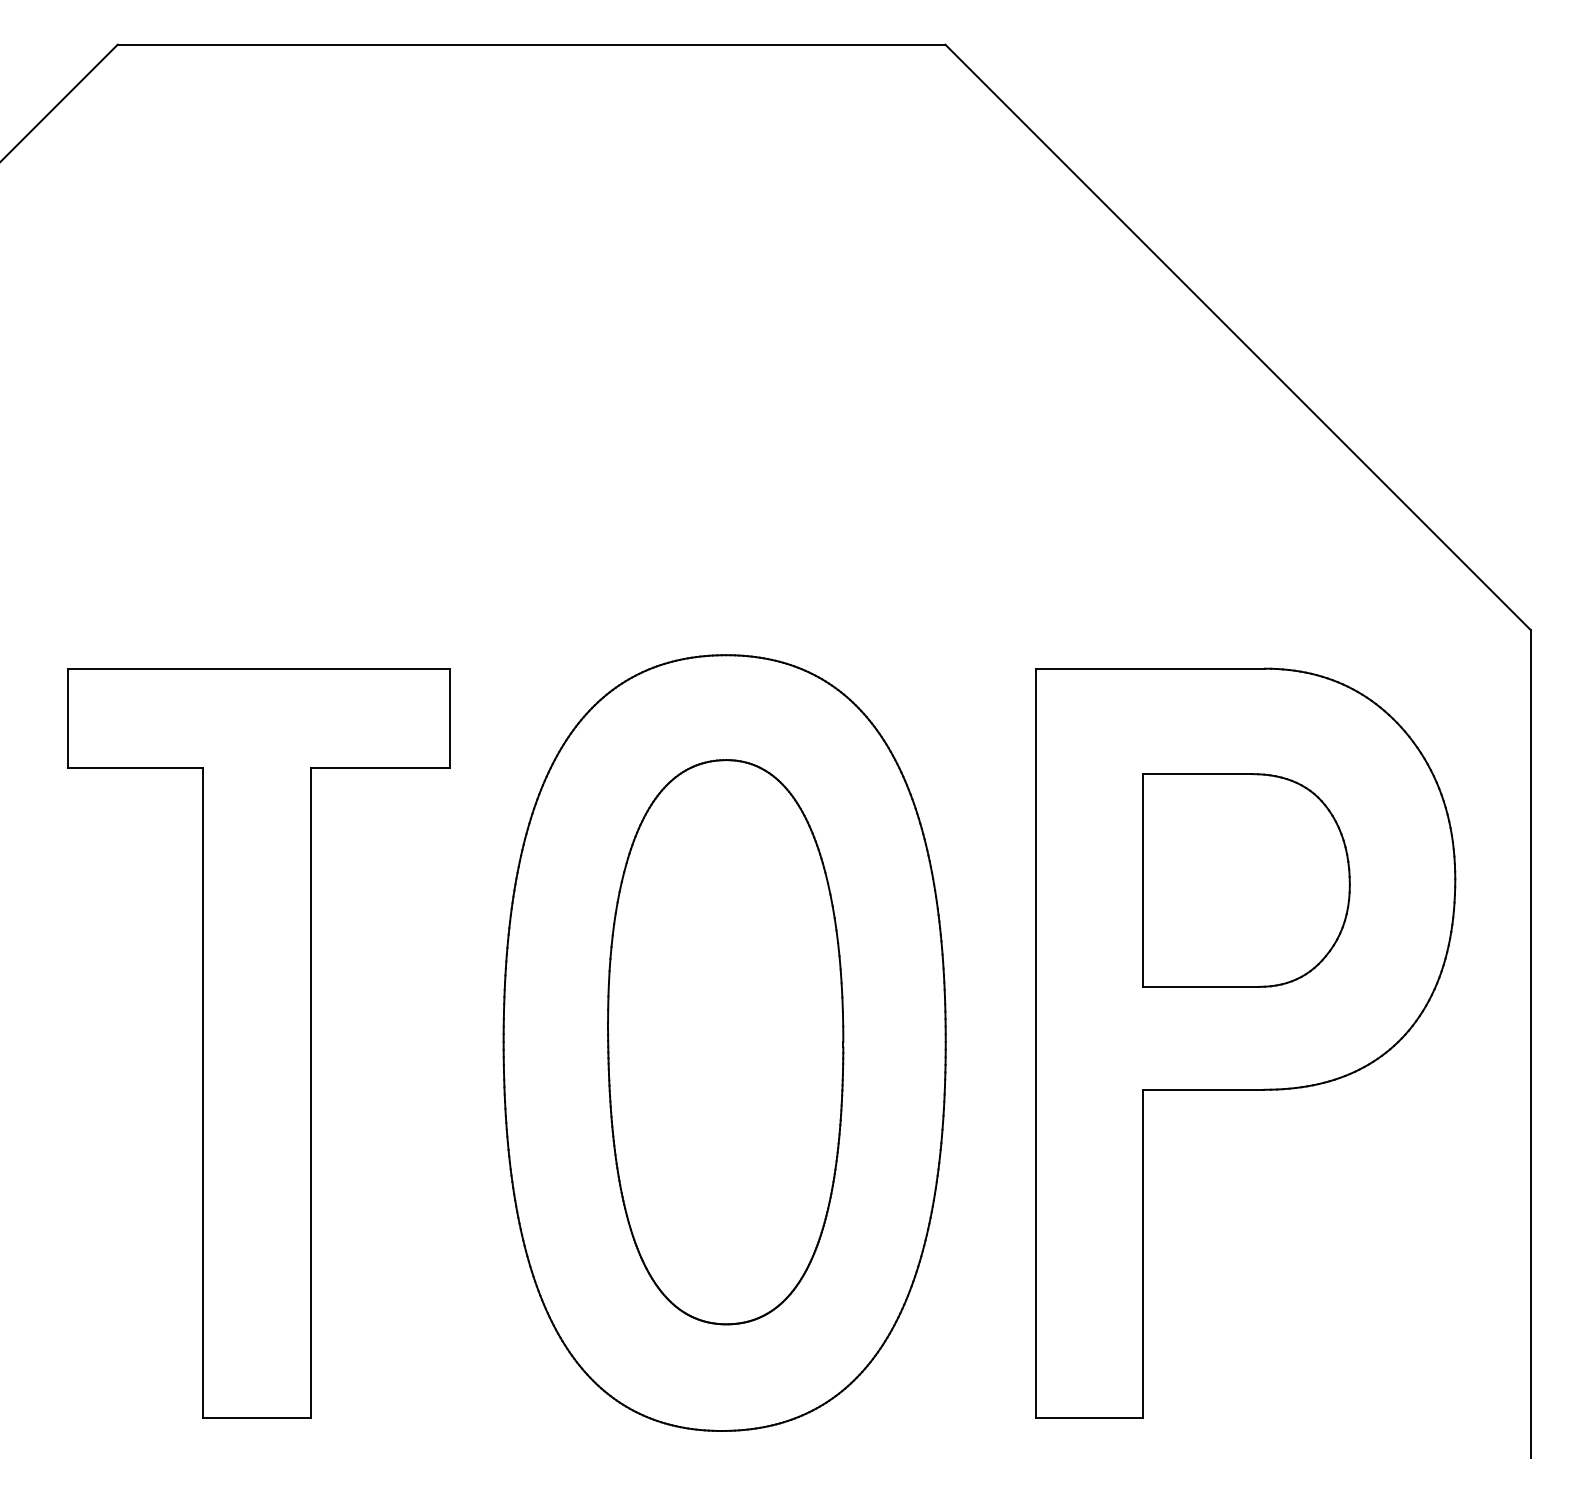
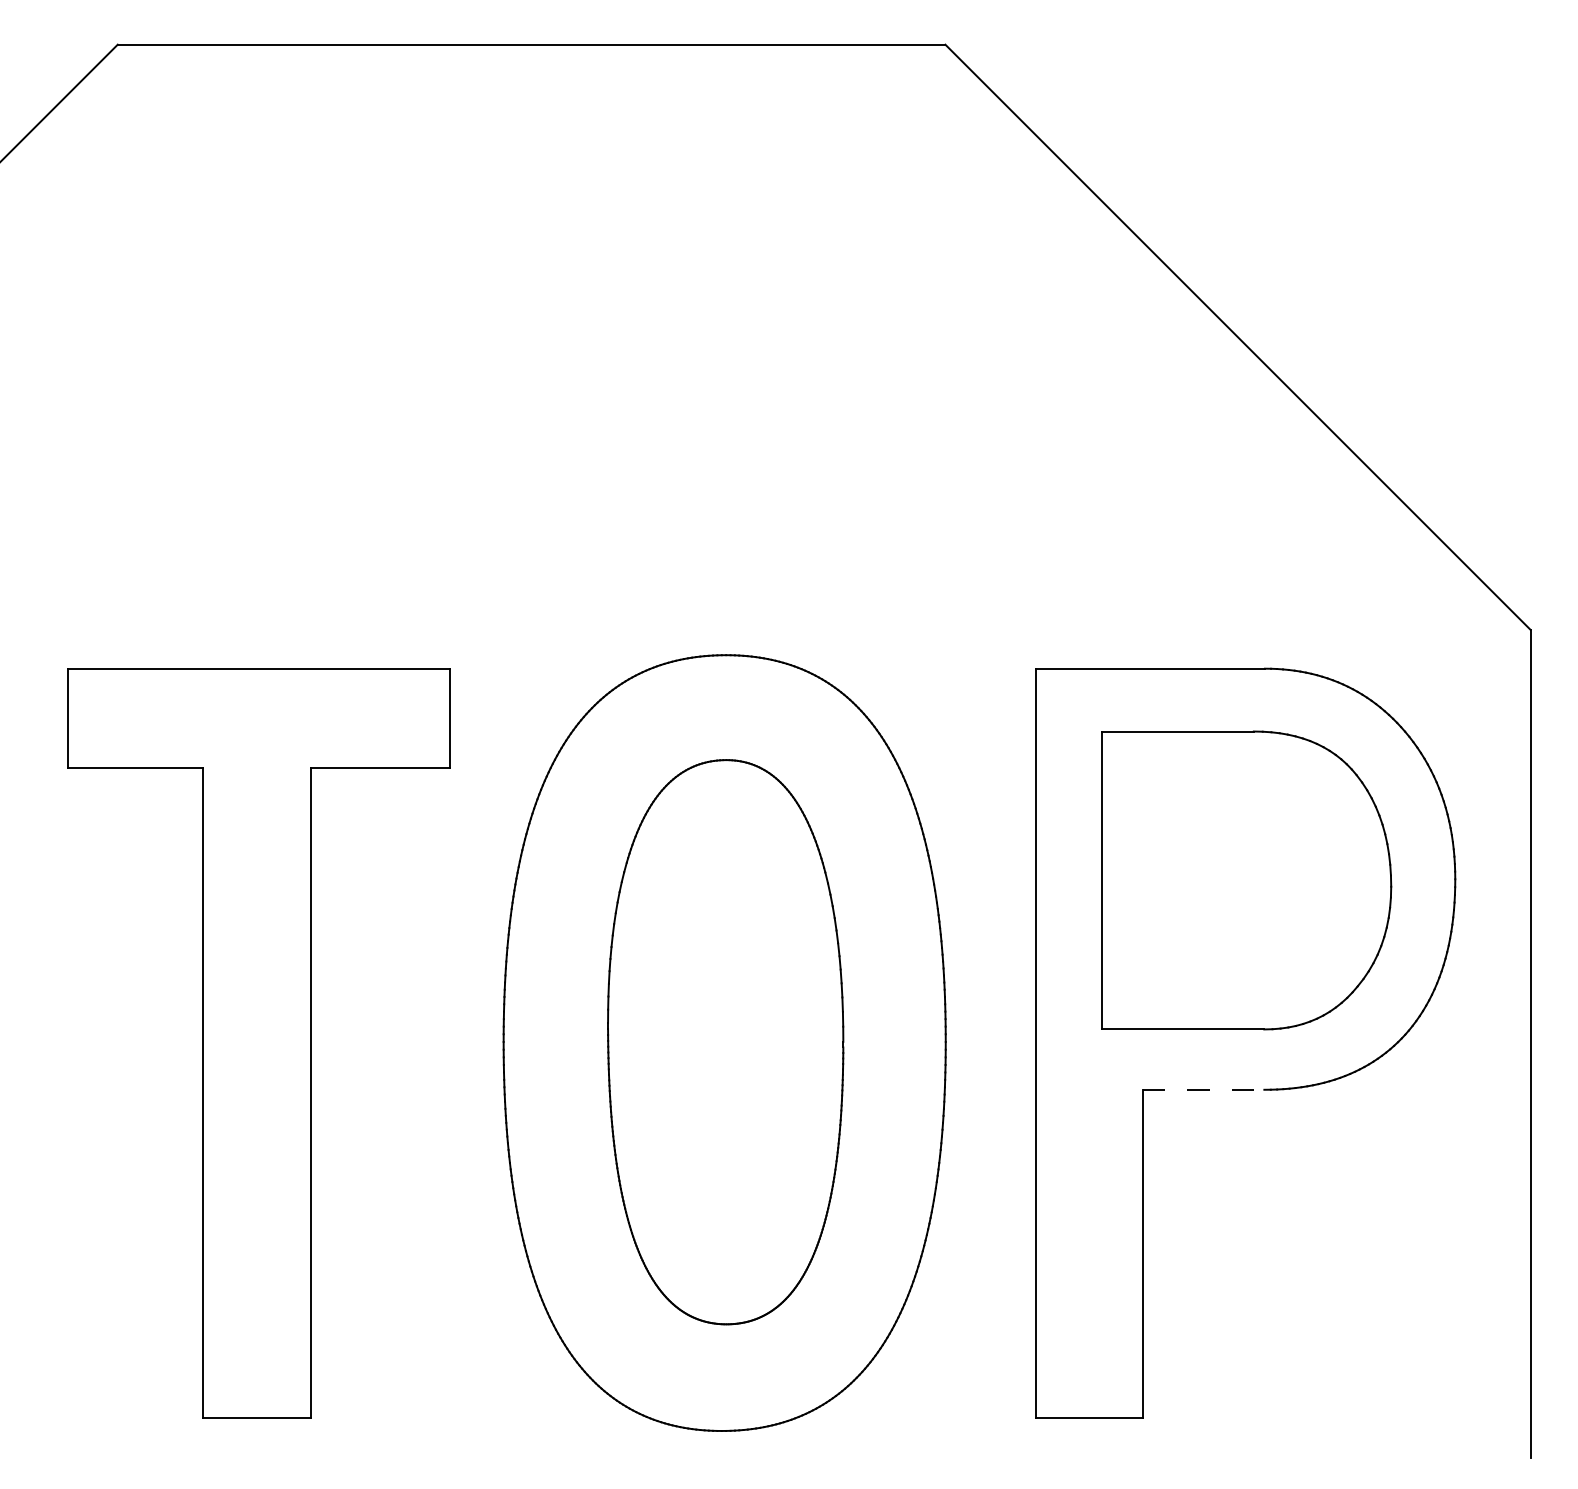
part size: 209x215 px -> 292x301 px (1246, 880)
line: solid -> dashed (1203, 1089)
